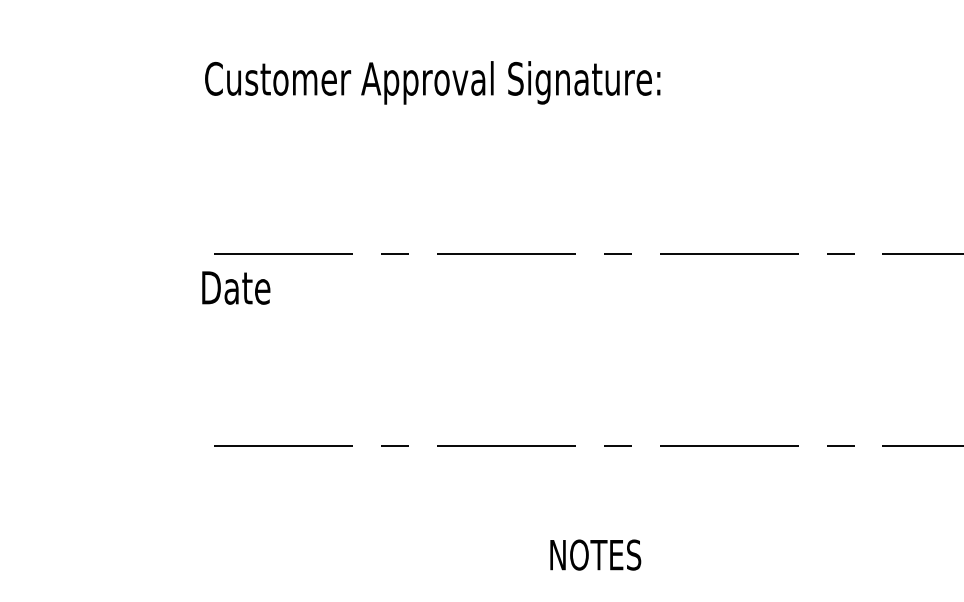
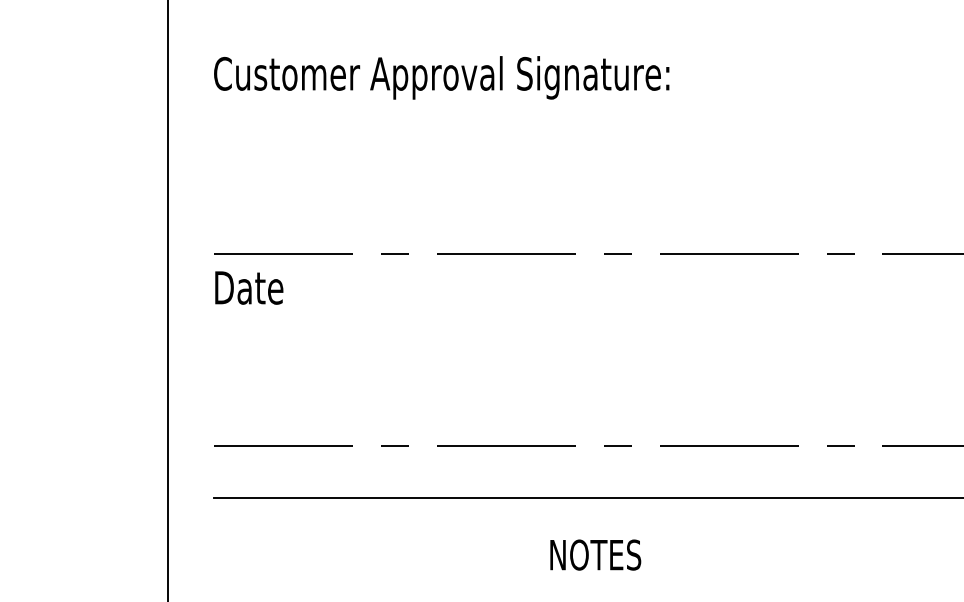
text position: (432, 82) -> (441, 77) (441, 77)
text position: (236, 287) -> (249, 287) (249, 287)
line: none -> present (168, 300)
line: none -> present (587, 497)
